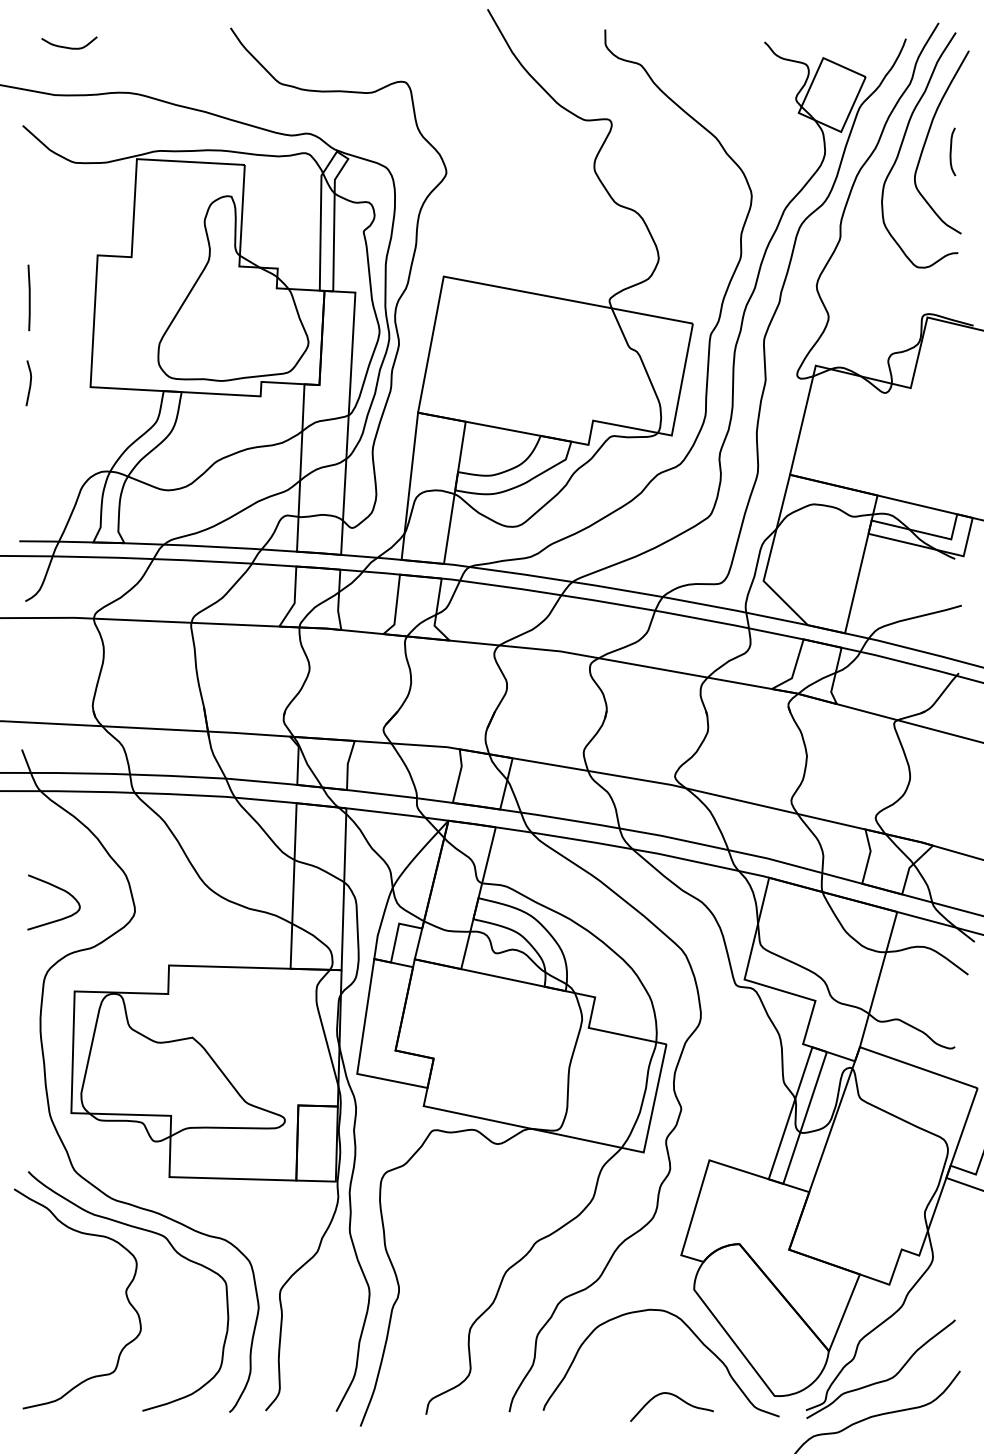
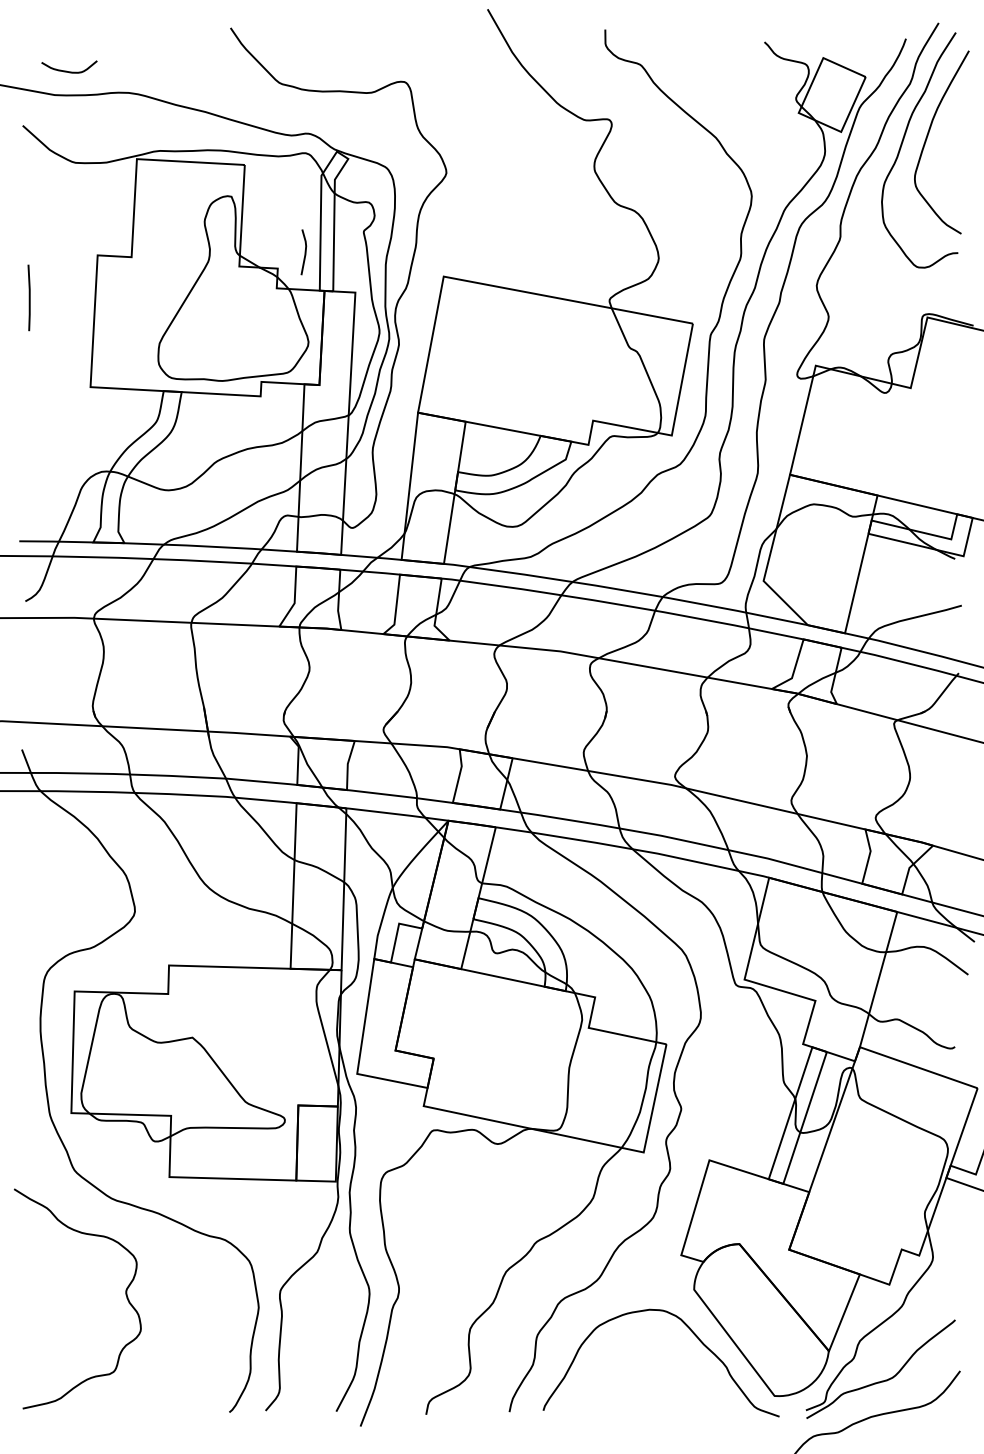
curve position: (66, 46) -> (66, 70) (66, 70)
curve: present -> none (951, 151)
line position: (29, 383) -> (304, 252) (304, 252)
curve: present -> none (59, 889)
curve: present -> none (175, 1252)
curve: present -> none (677, 1398)
